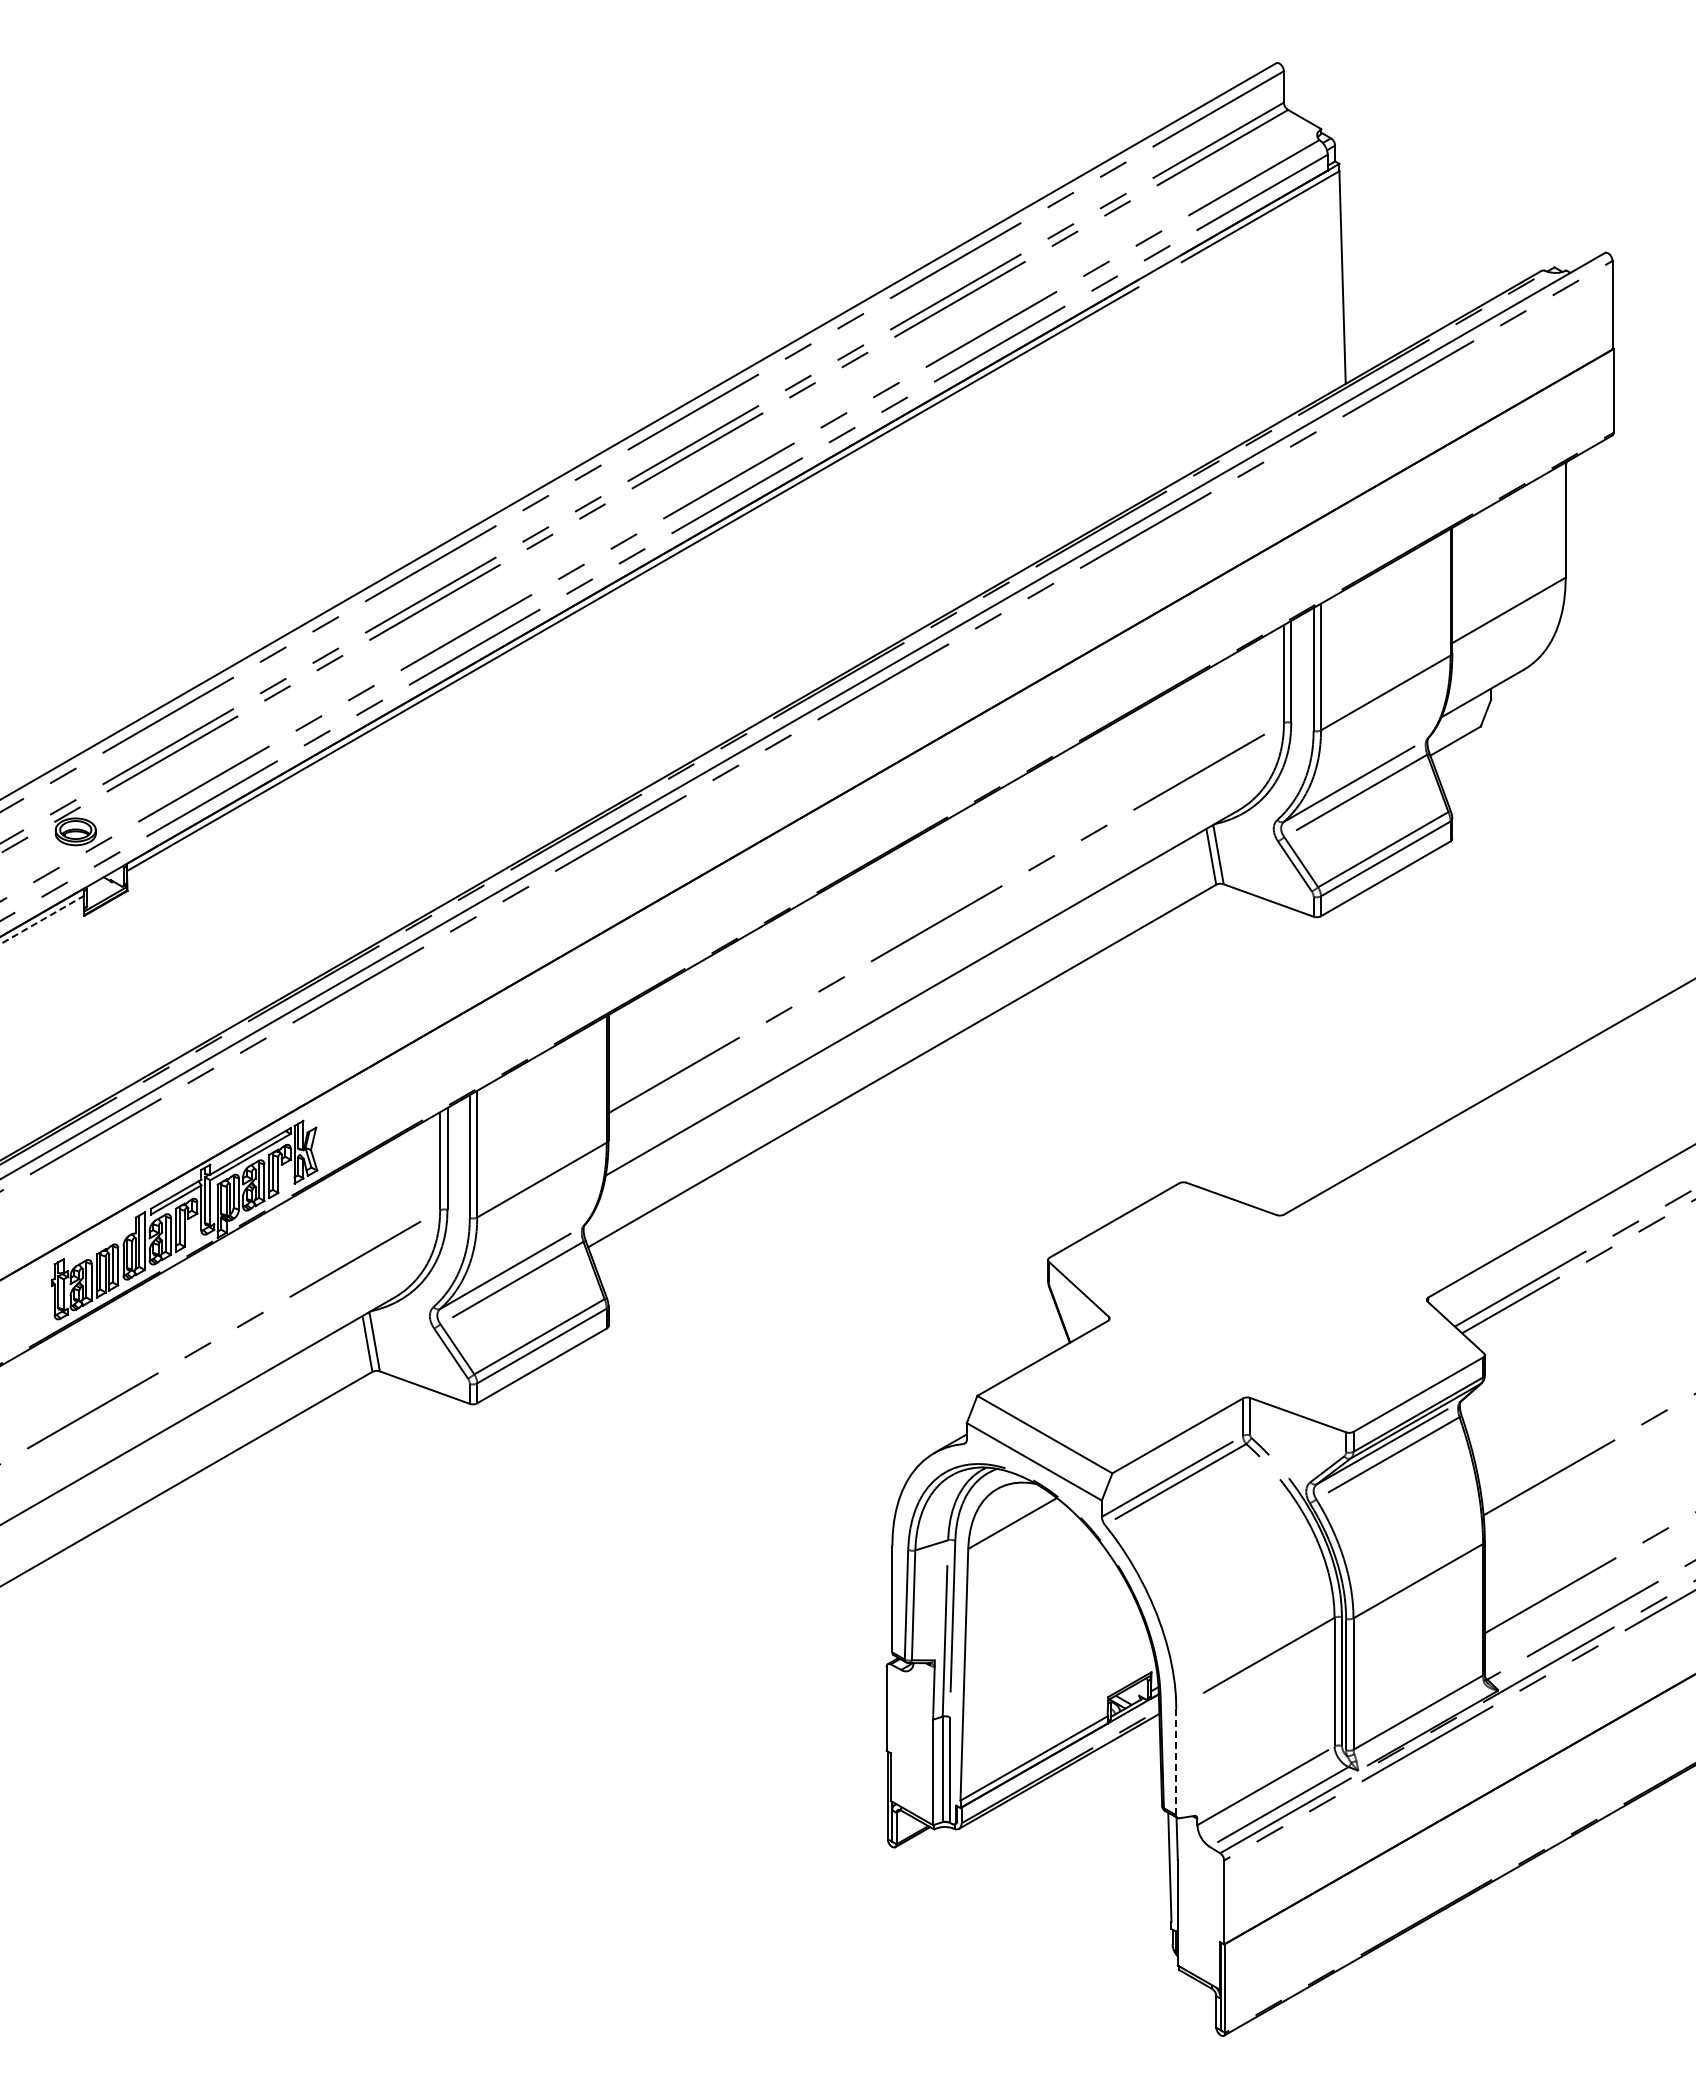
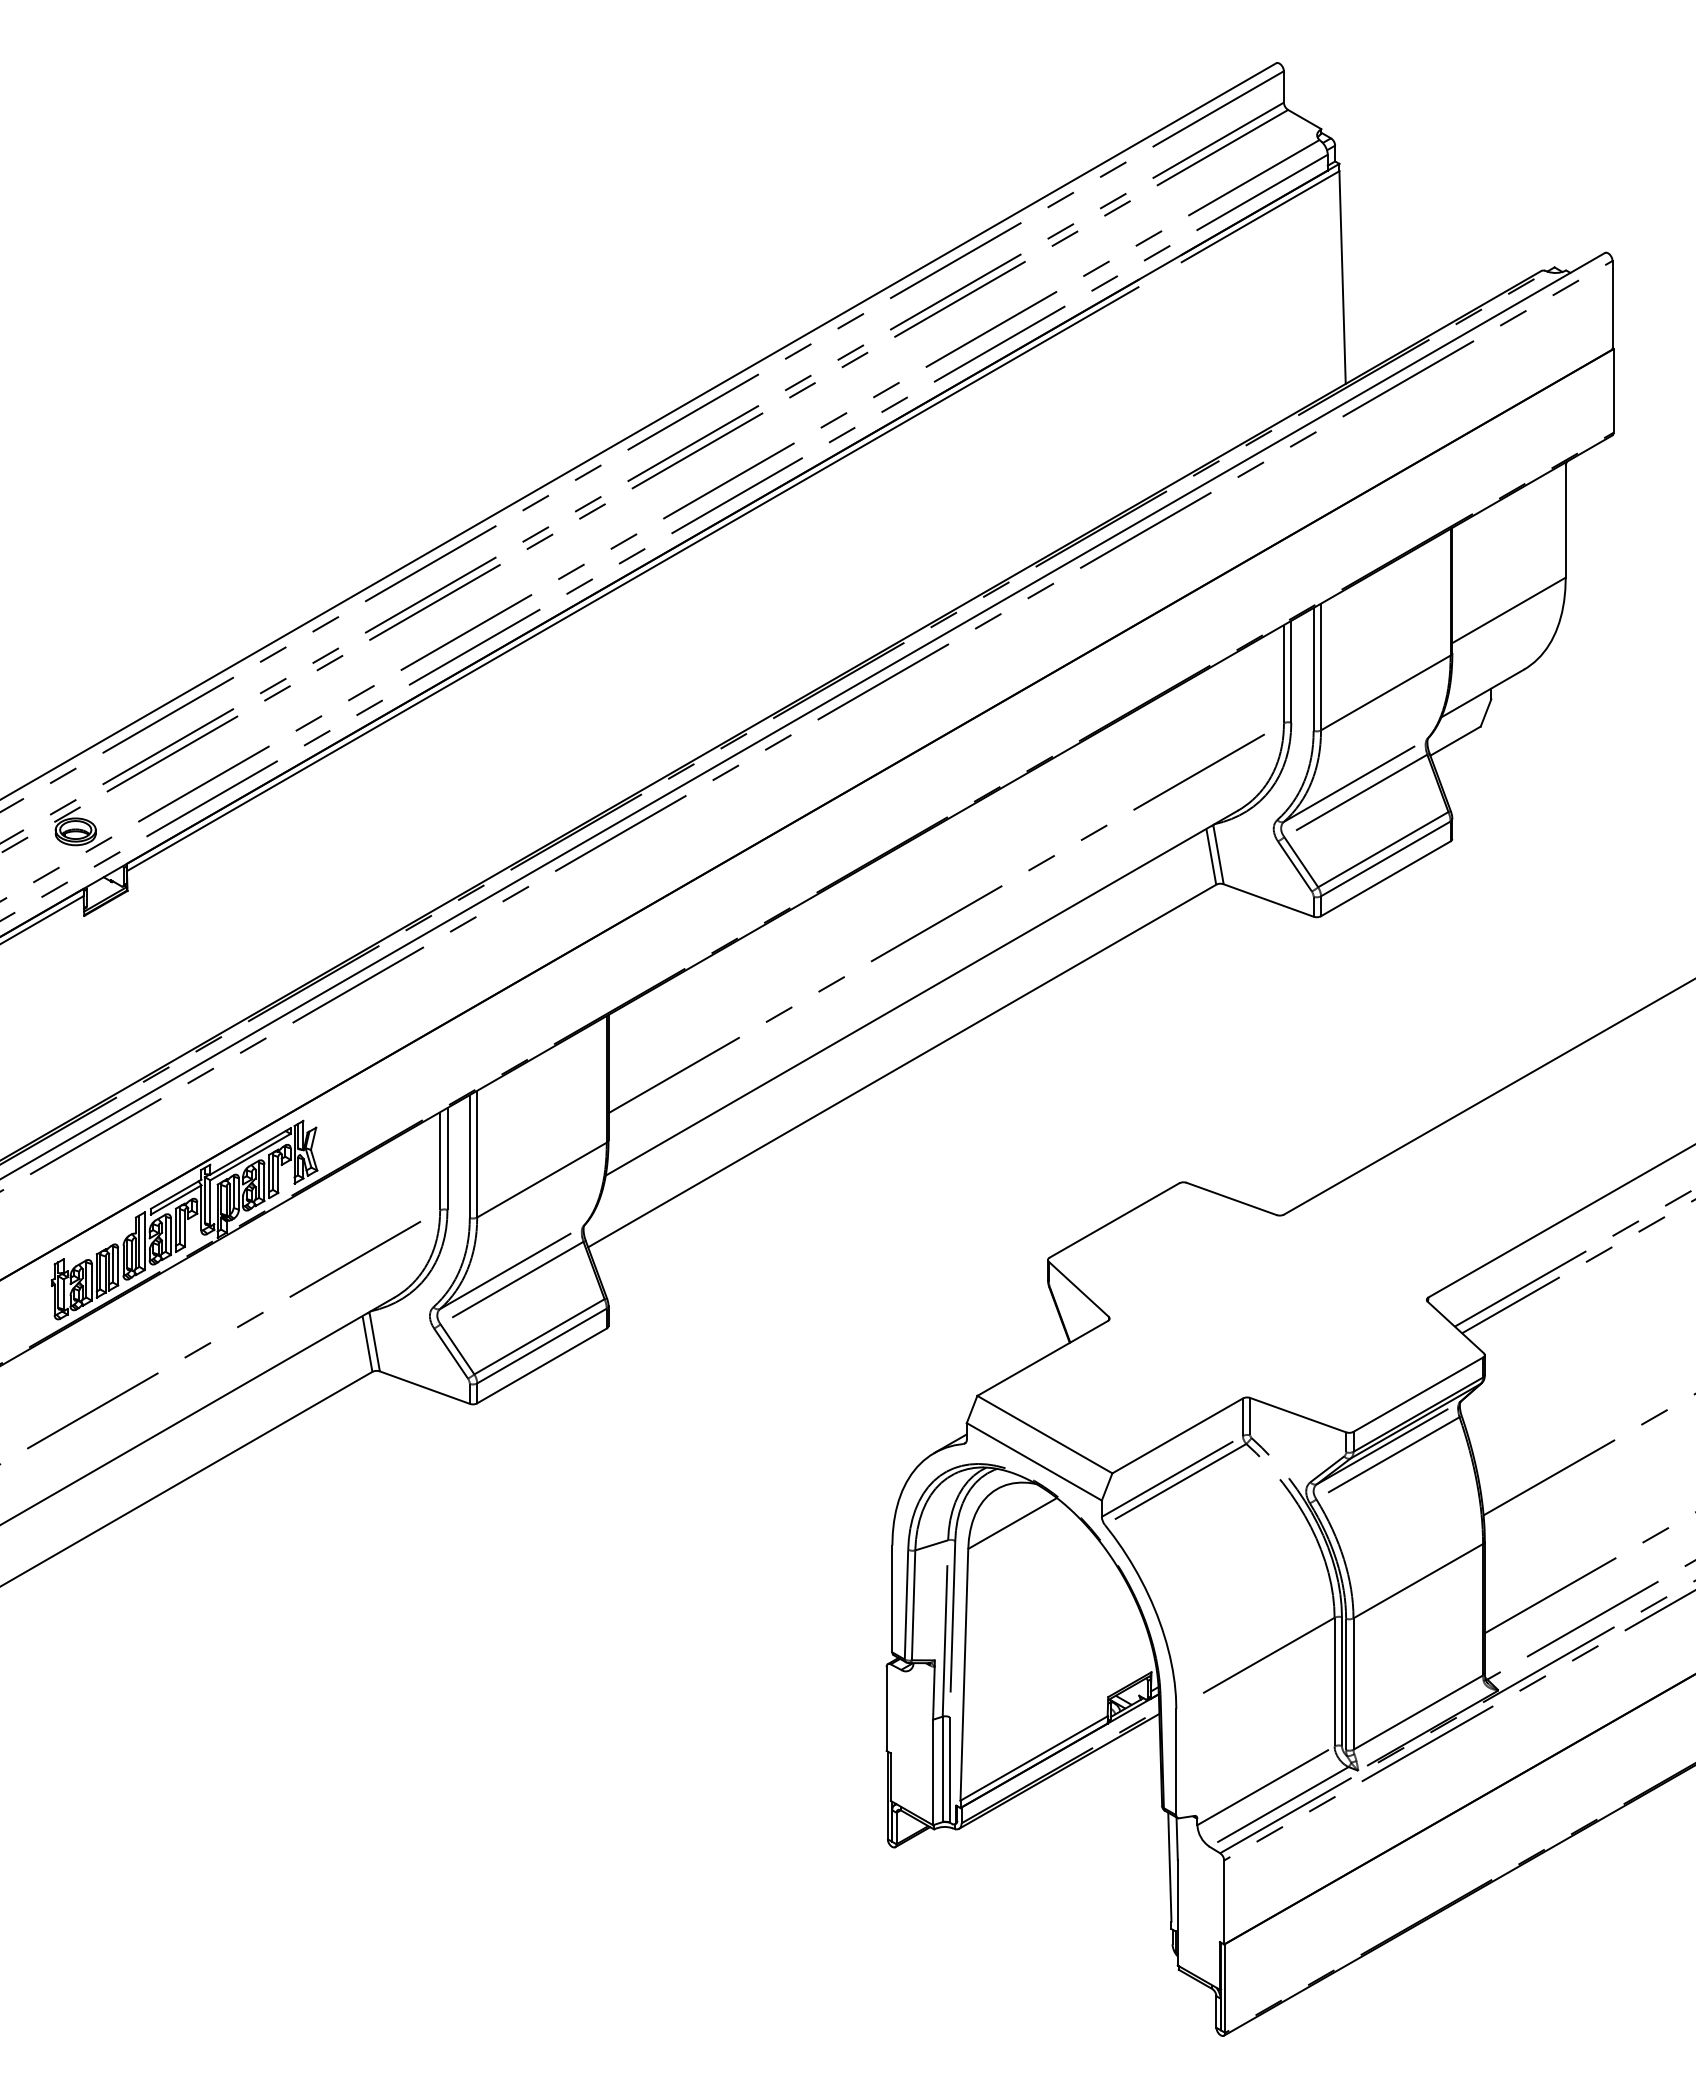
line: dashed -> solid (42, 920)
line: dashed -> solid (1176, 1761)
